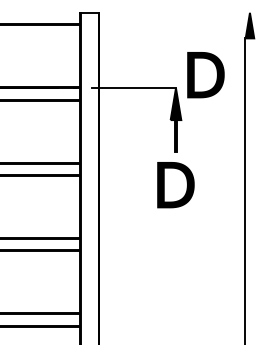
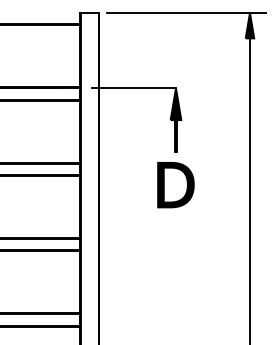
line: none -> present (186, 12)
part: present -> none (205, 75)
line position: (244, 189) -> (249, 189) (249, 189)
